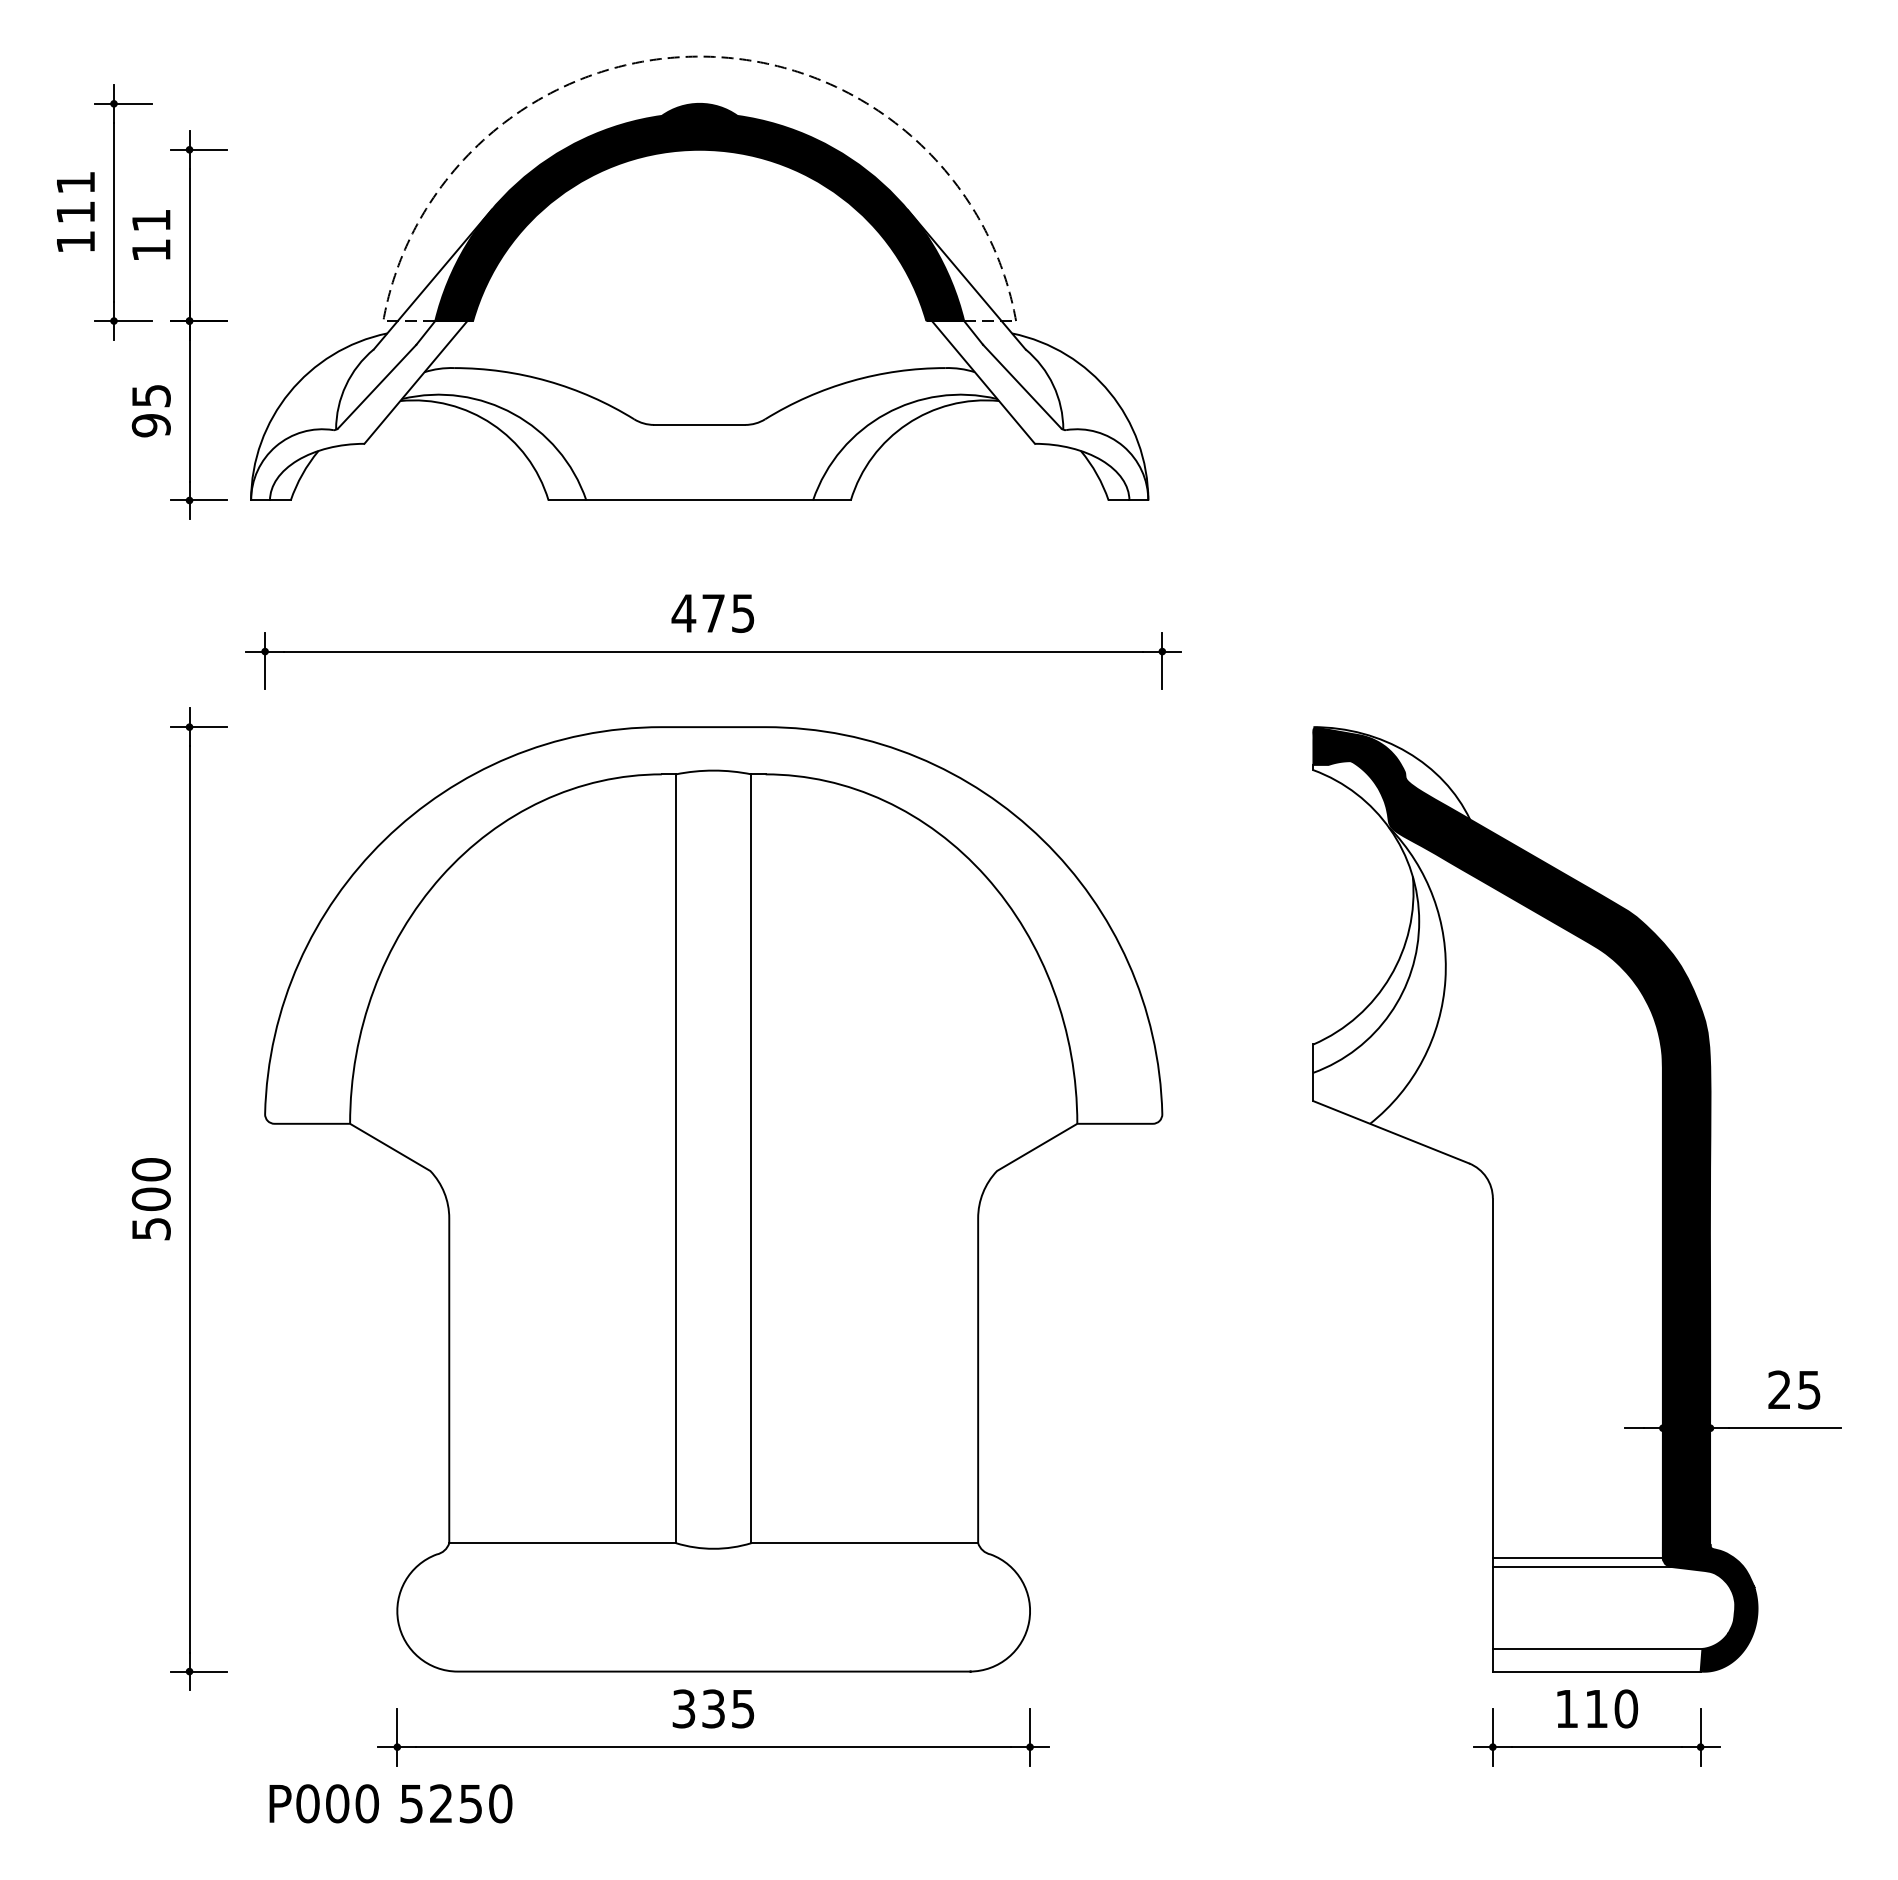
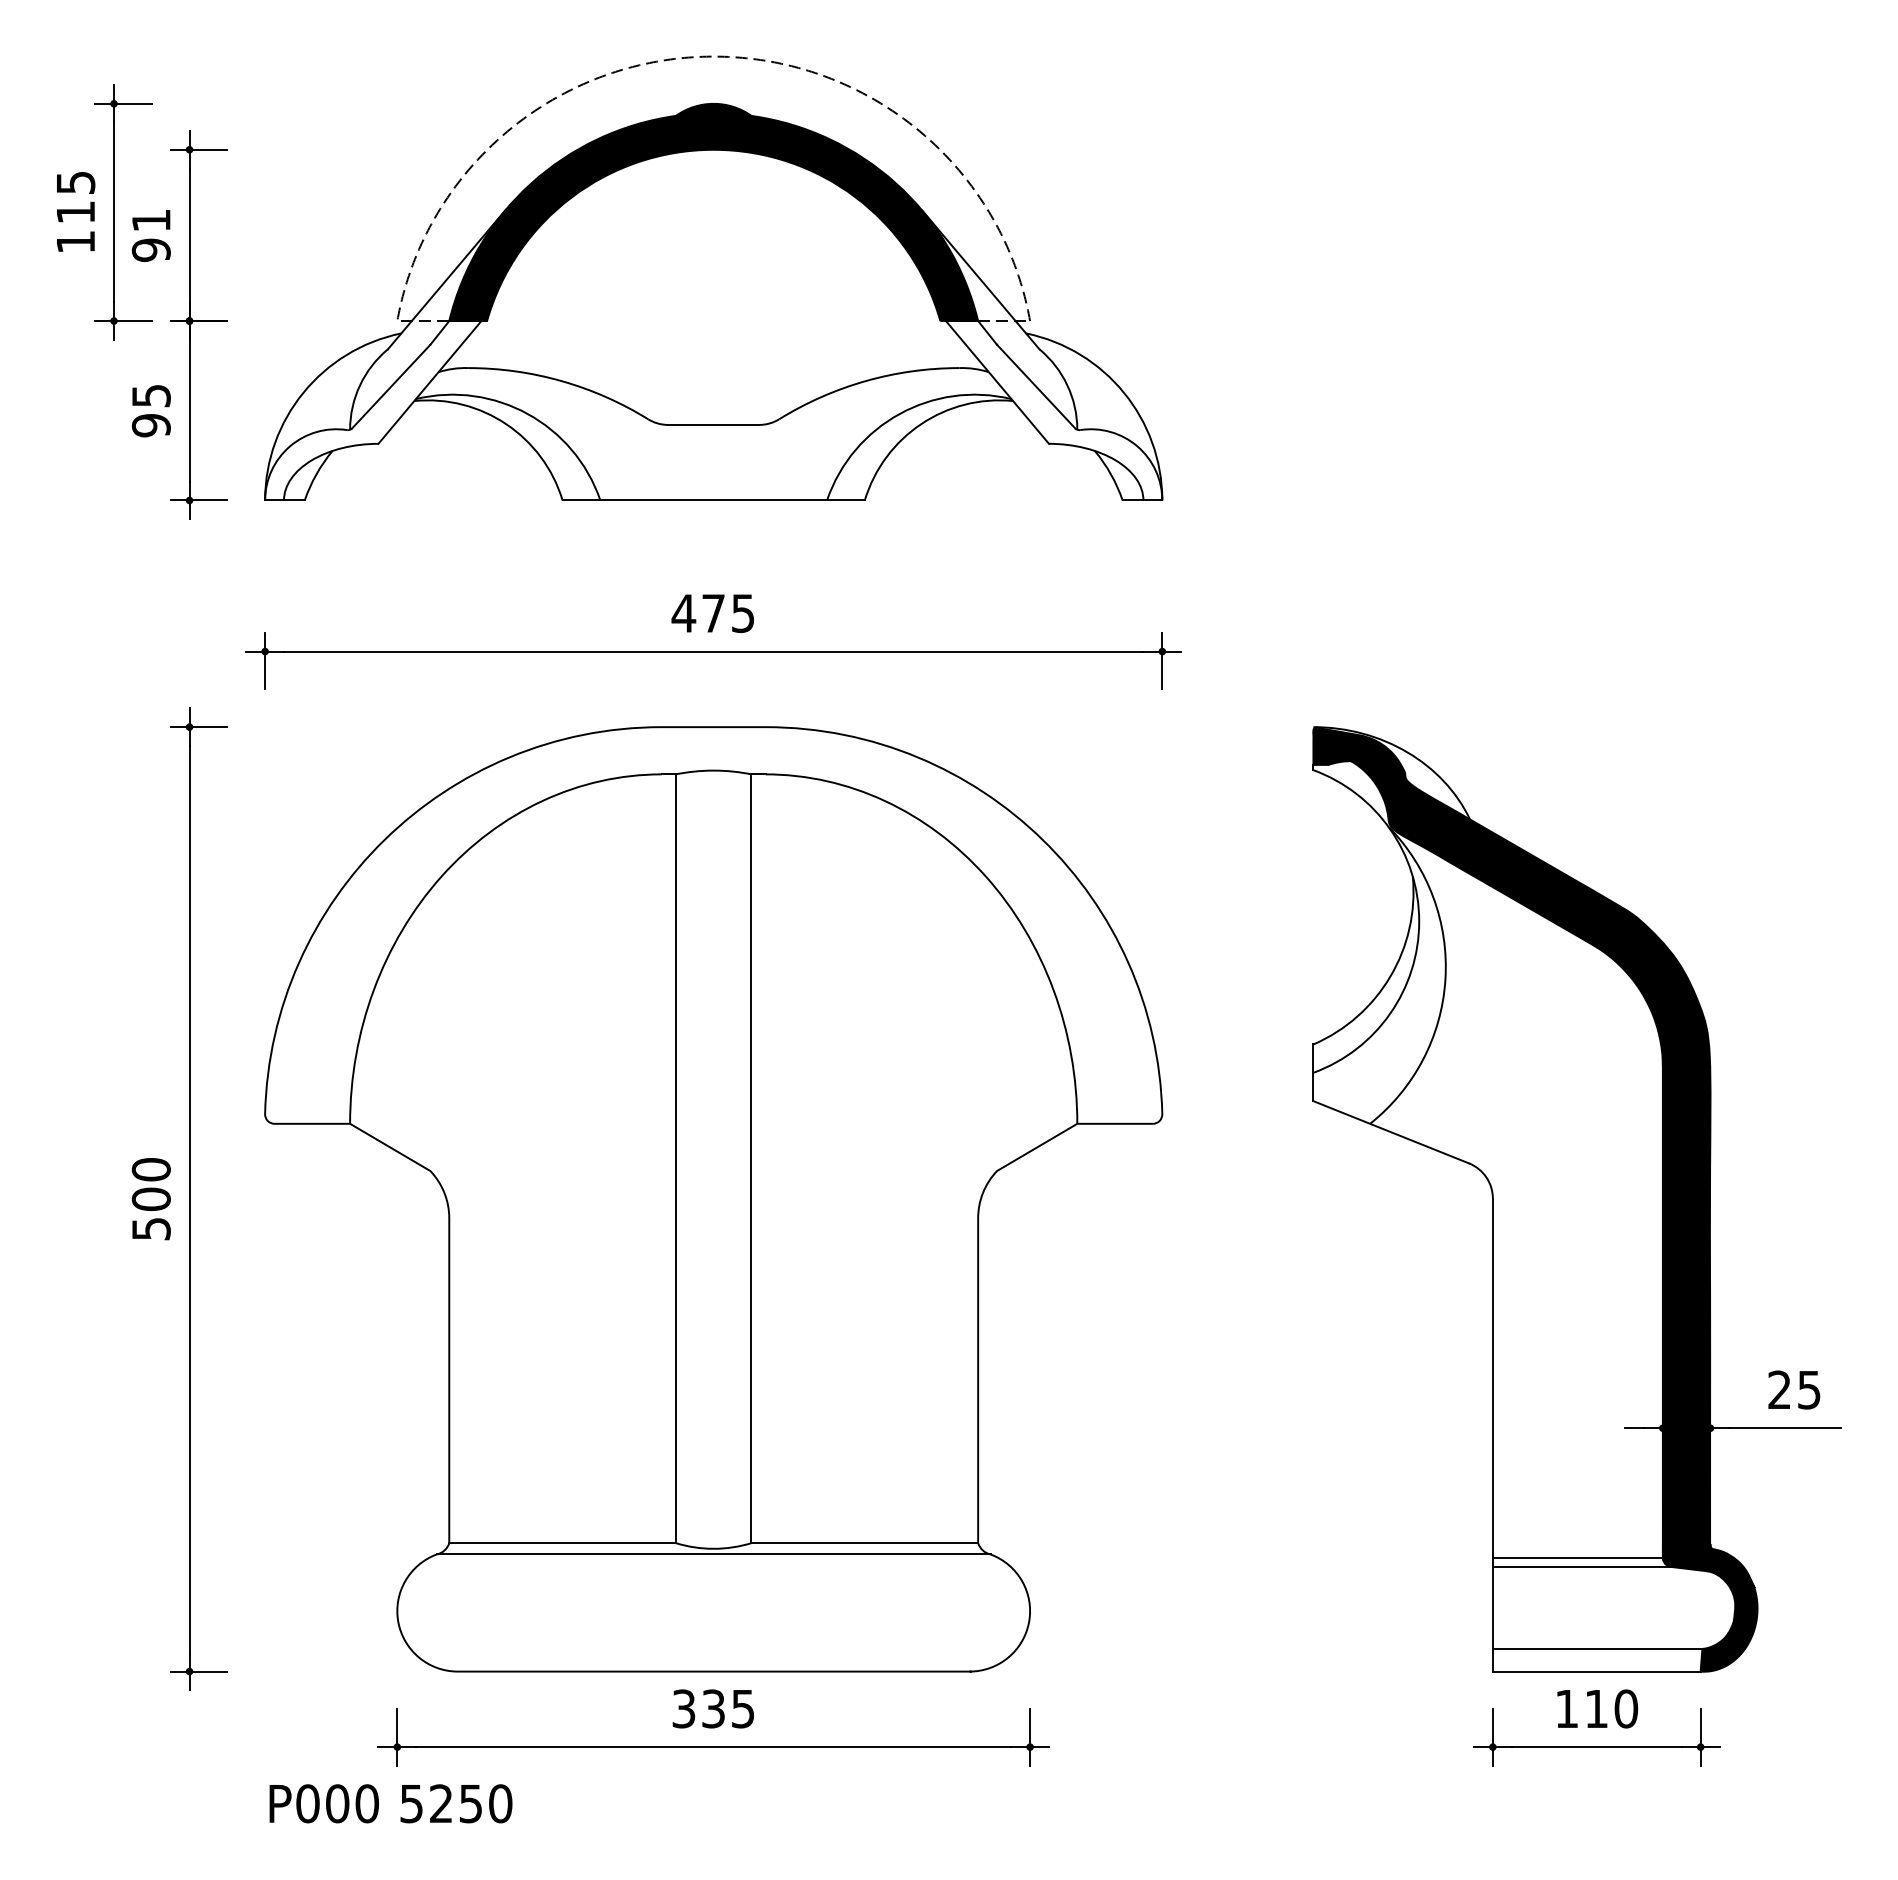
text: 111 -> 115 (76, 182)
text: 11 -> 91 (150, 250)
part position: (699, 277) -> (713, 277) (713, 277)
line: none -> present (713, 1554)
